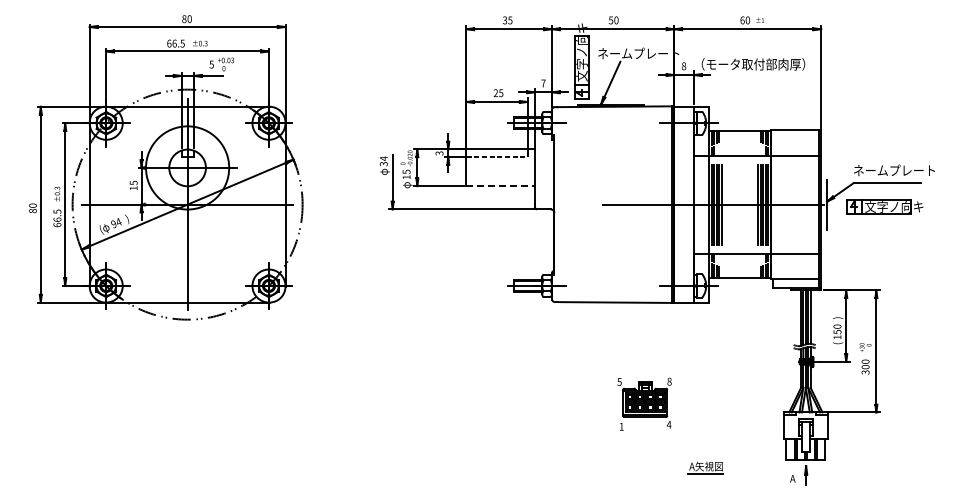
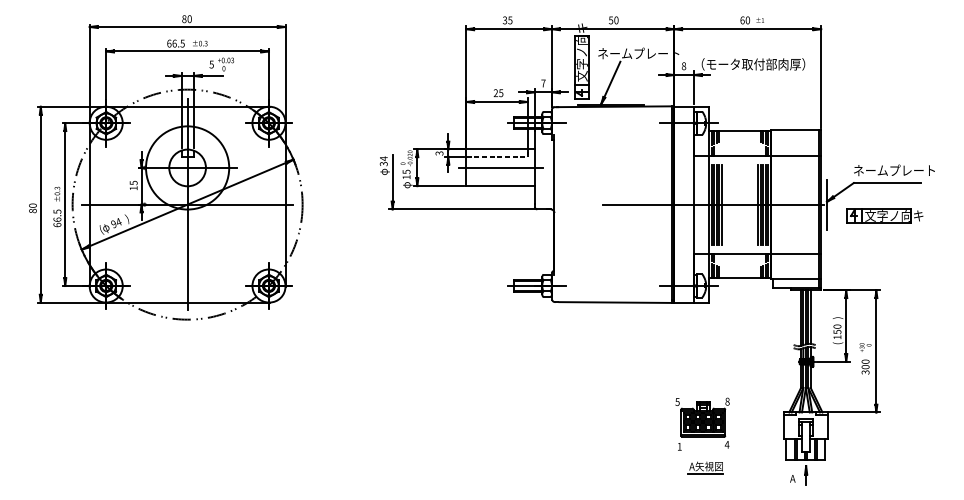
line: none -> present (500, 167)
line: dashed -> solid (501, 186)
part position: (884, 206) -> (884, 215) (884, 215)
part position: (644, 403) -> (702, 423) (702, 423)
